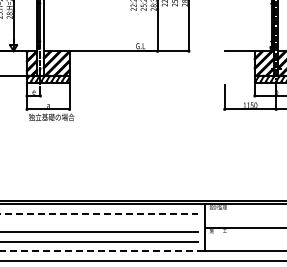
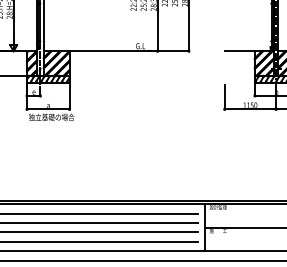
line: dashed -> solid (99, 213)
line: none -> present (99, 222)
line: dashed -> solid (102, 251)
